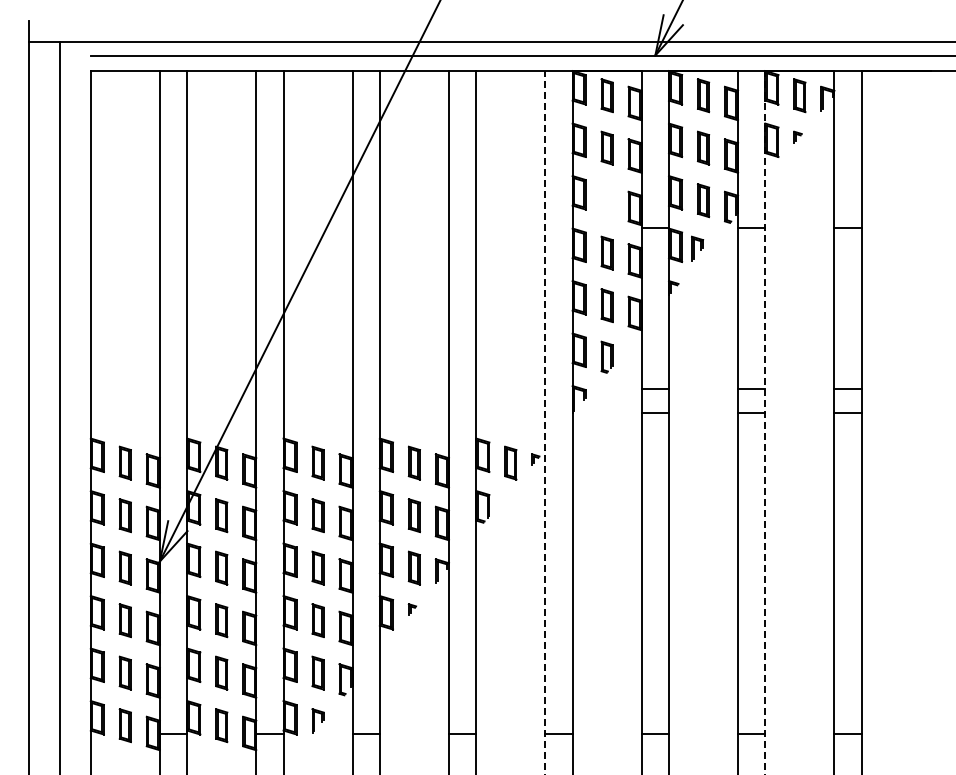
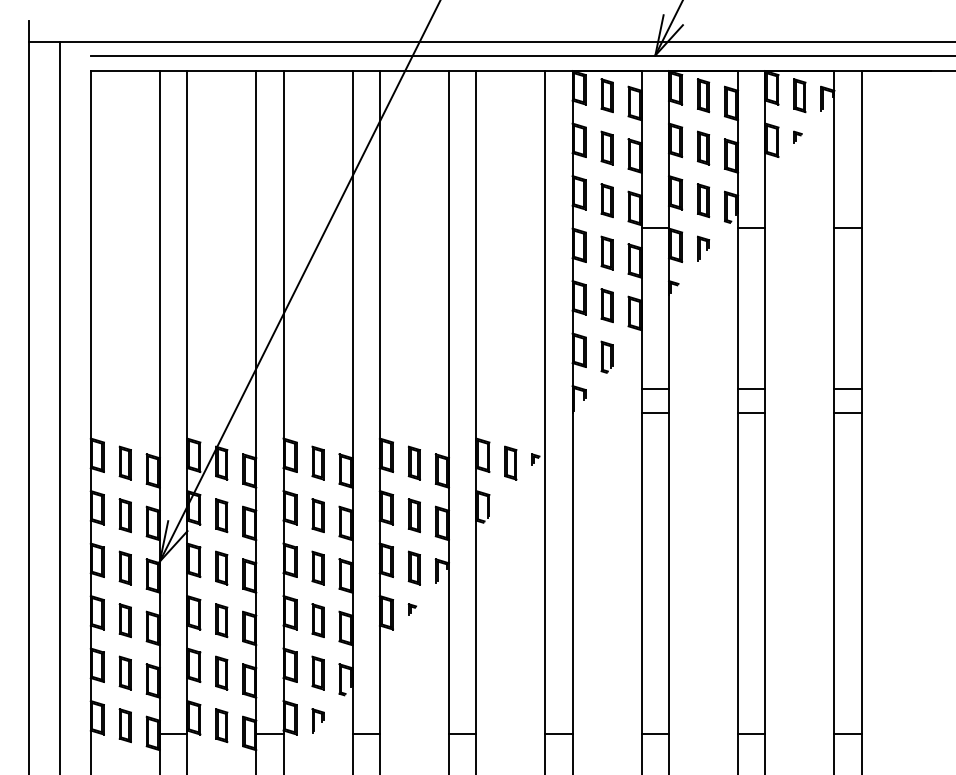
part: none -> present (606, 200)
part position: (697, 248) -> (703, 248) (703, 248)
line: dashed -> solid (545, 422)
line: dashed -> solid (765, 422)
